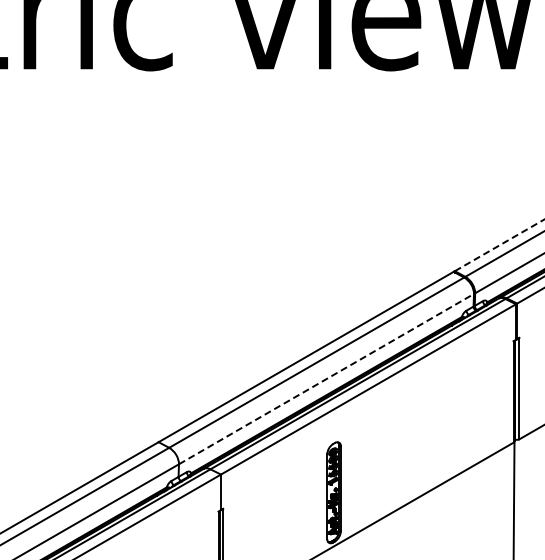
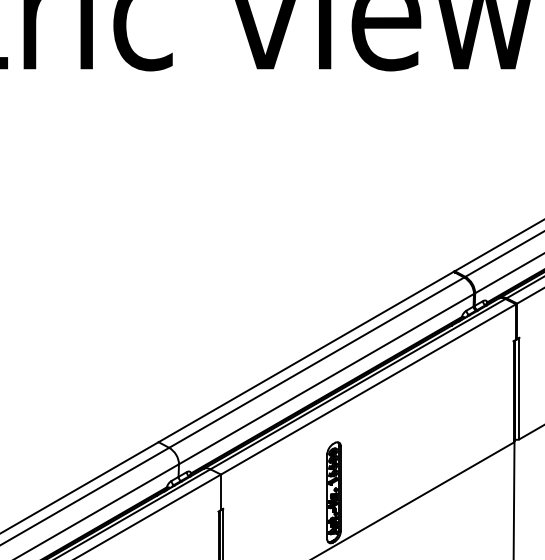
line: dashed -> solid (499, 245)
line: dashed -> solid (326, 378)
